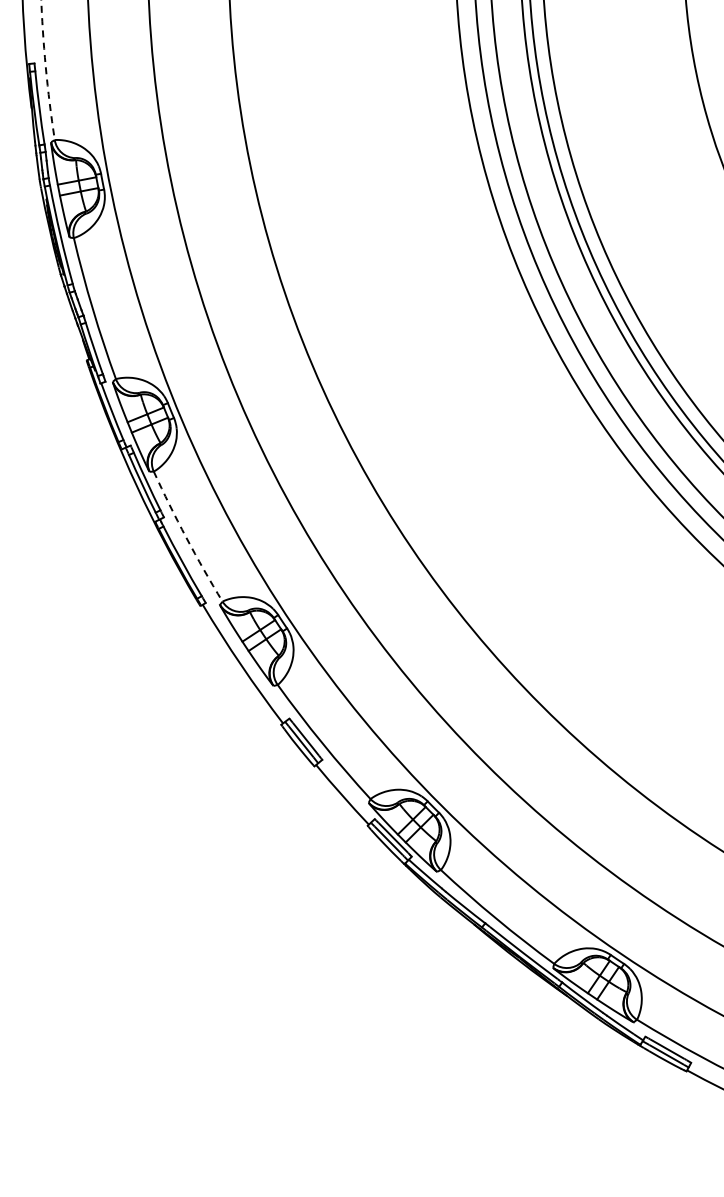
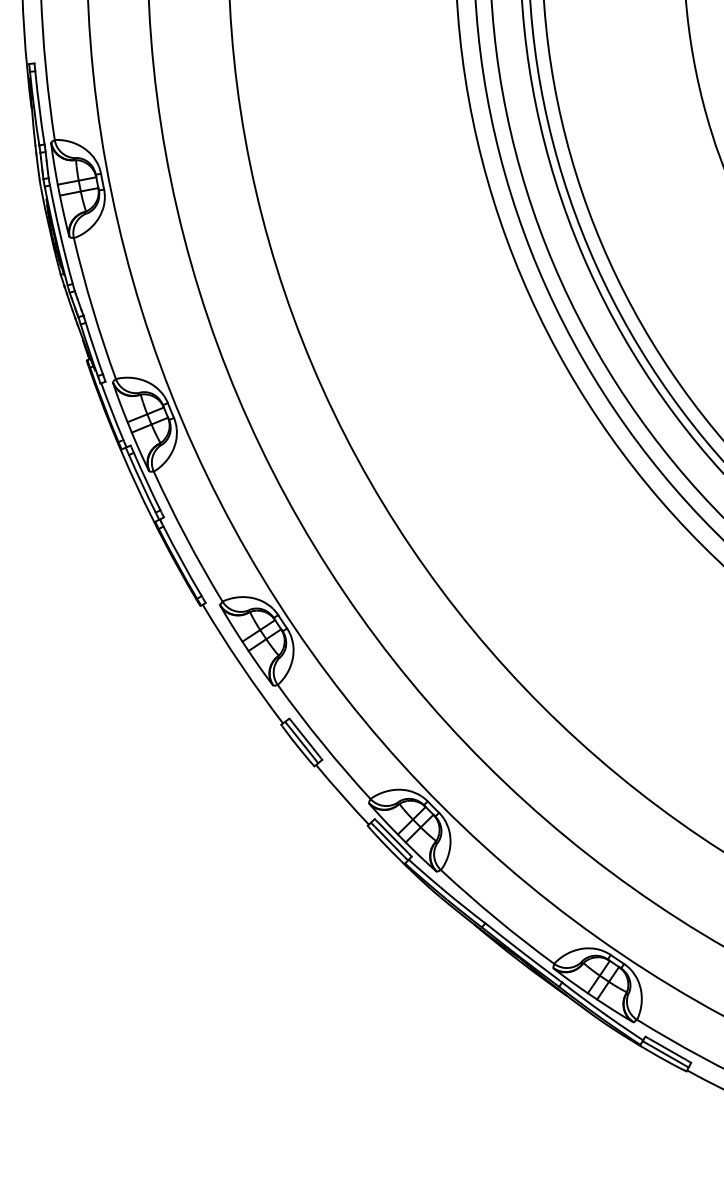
arc: dashed -> solid (46, 69)
arc: dashed -> solid (186, 537)
